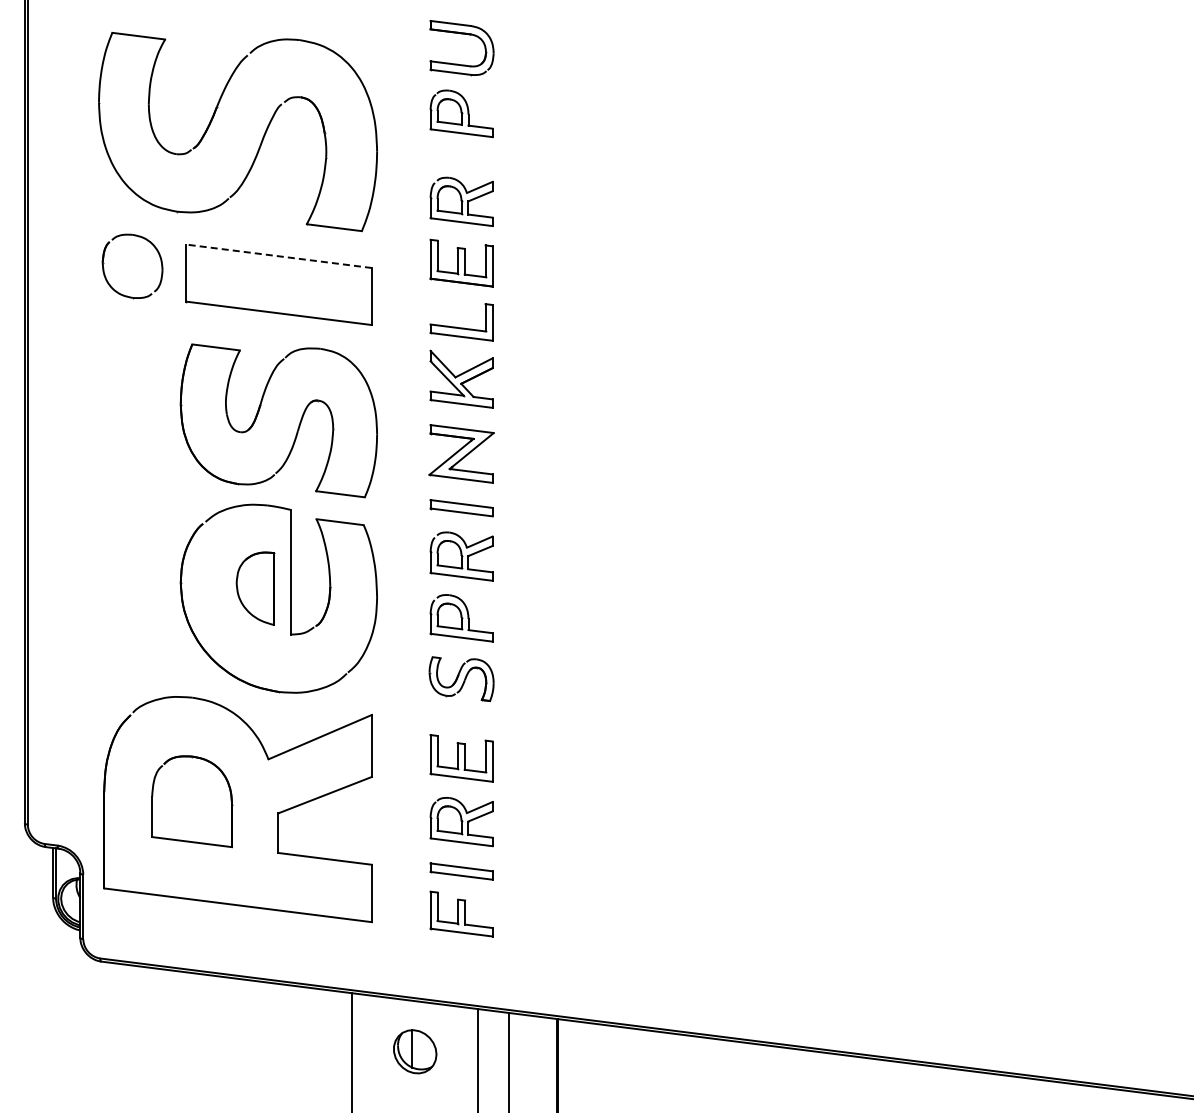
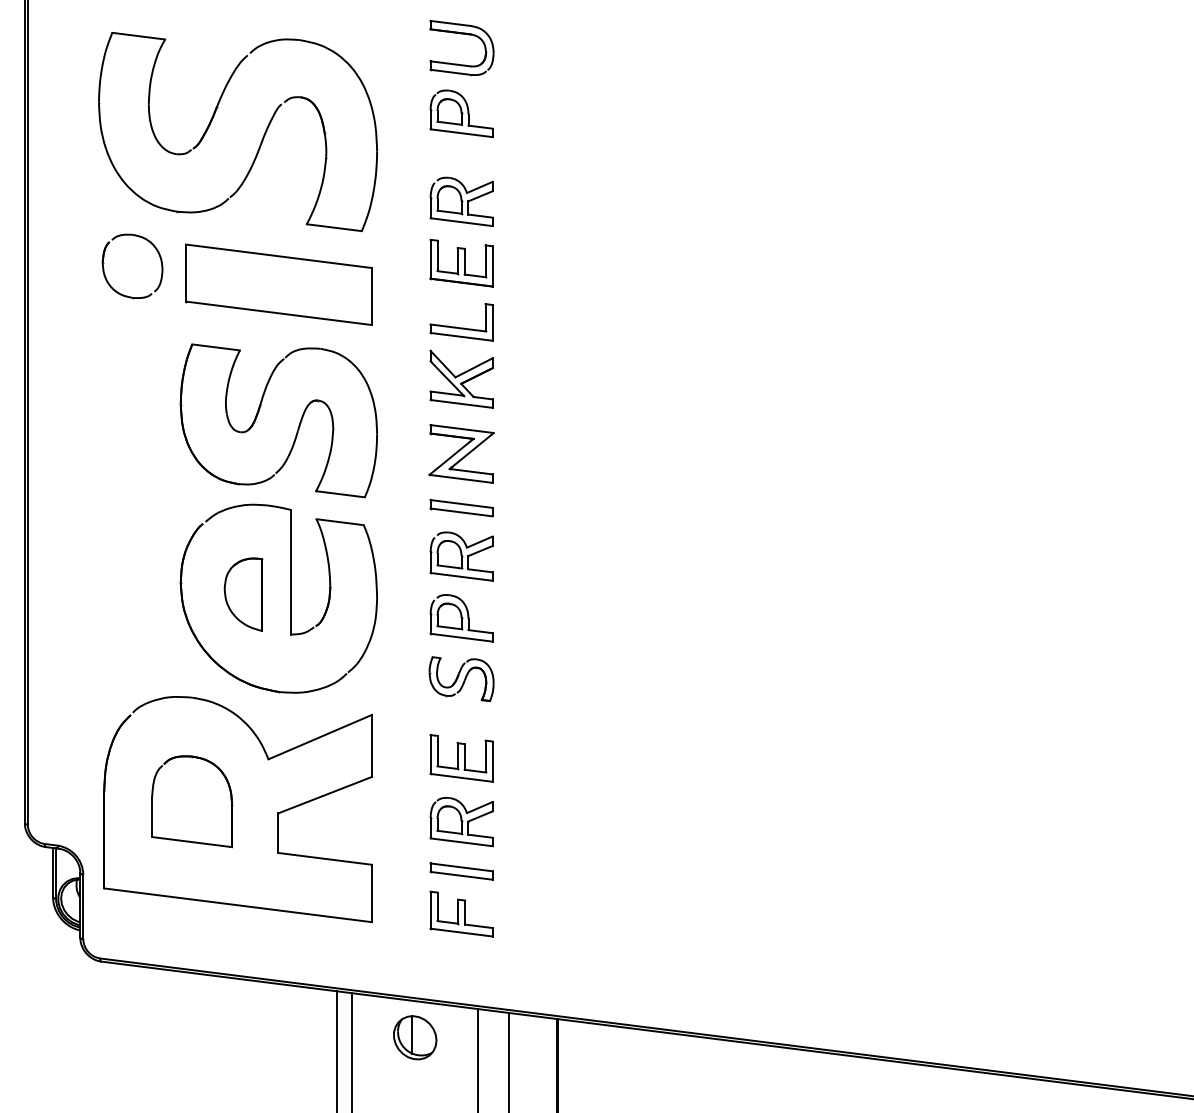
line: dashed -> solid (278, 256)
part position: (255, 588) -> (243, 594) (243, 594)
line: none -> present (336, 1050)
part position: (415, 1051) -> (415, 1037) (415, 1037)
